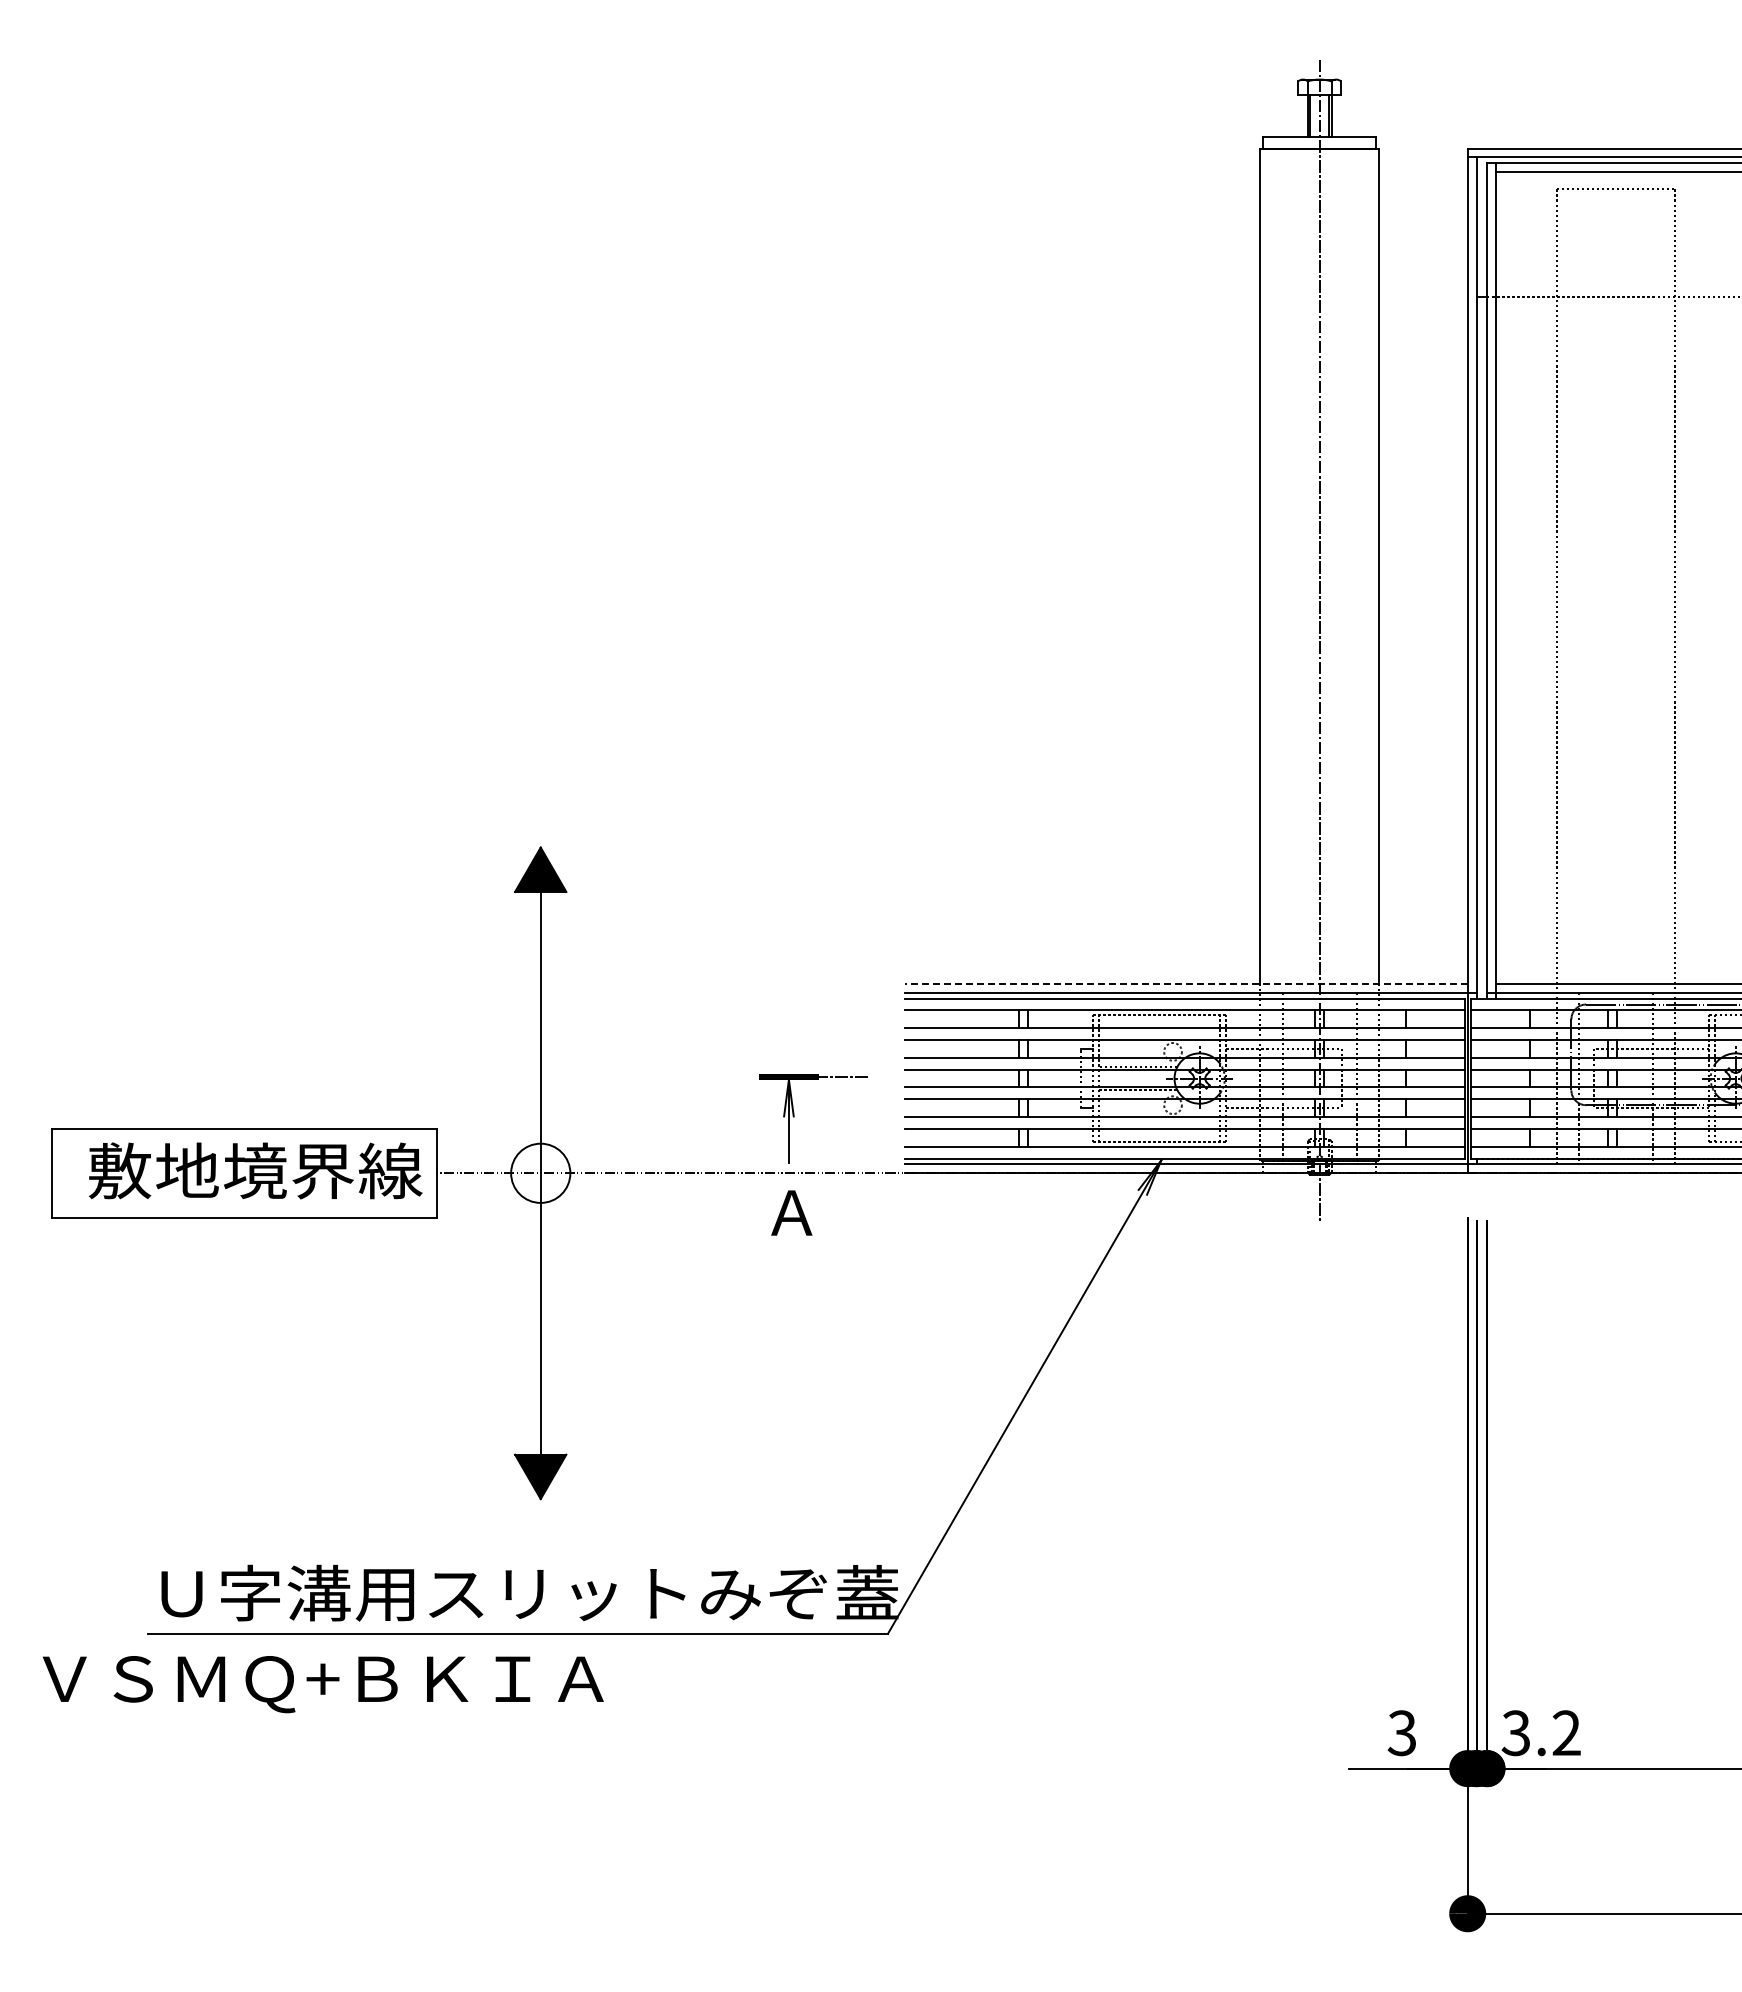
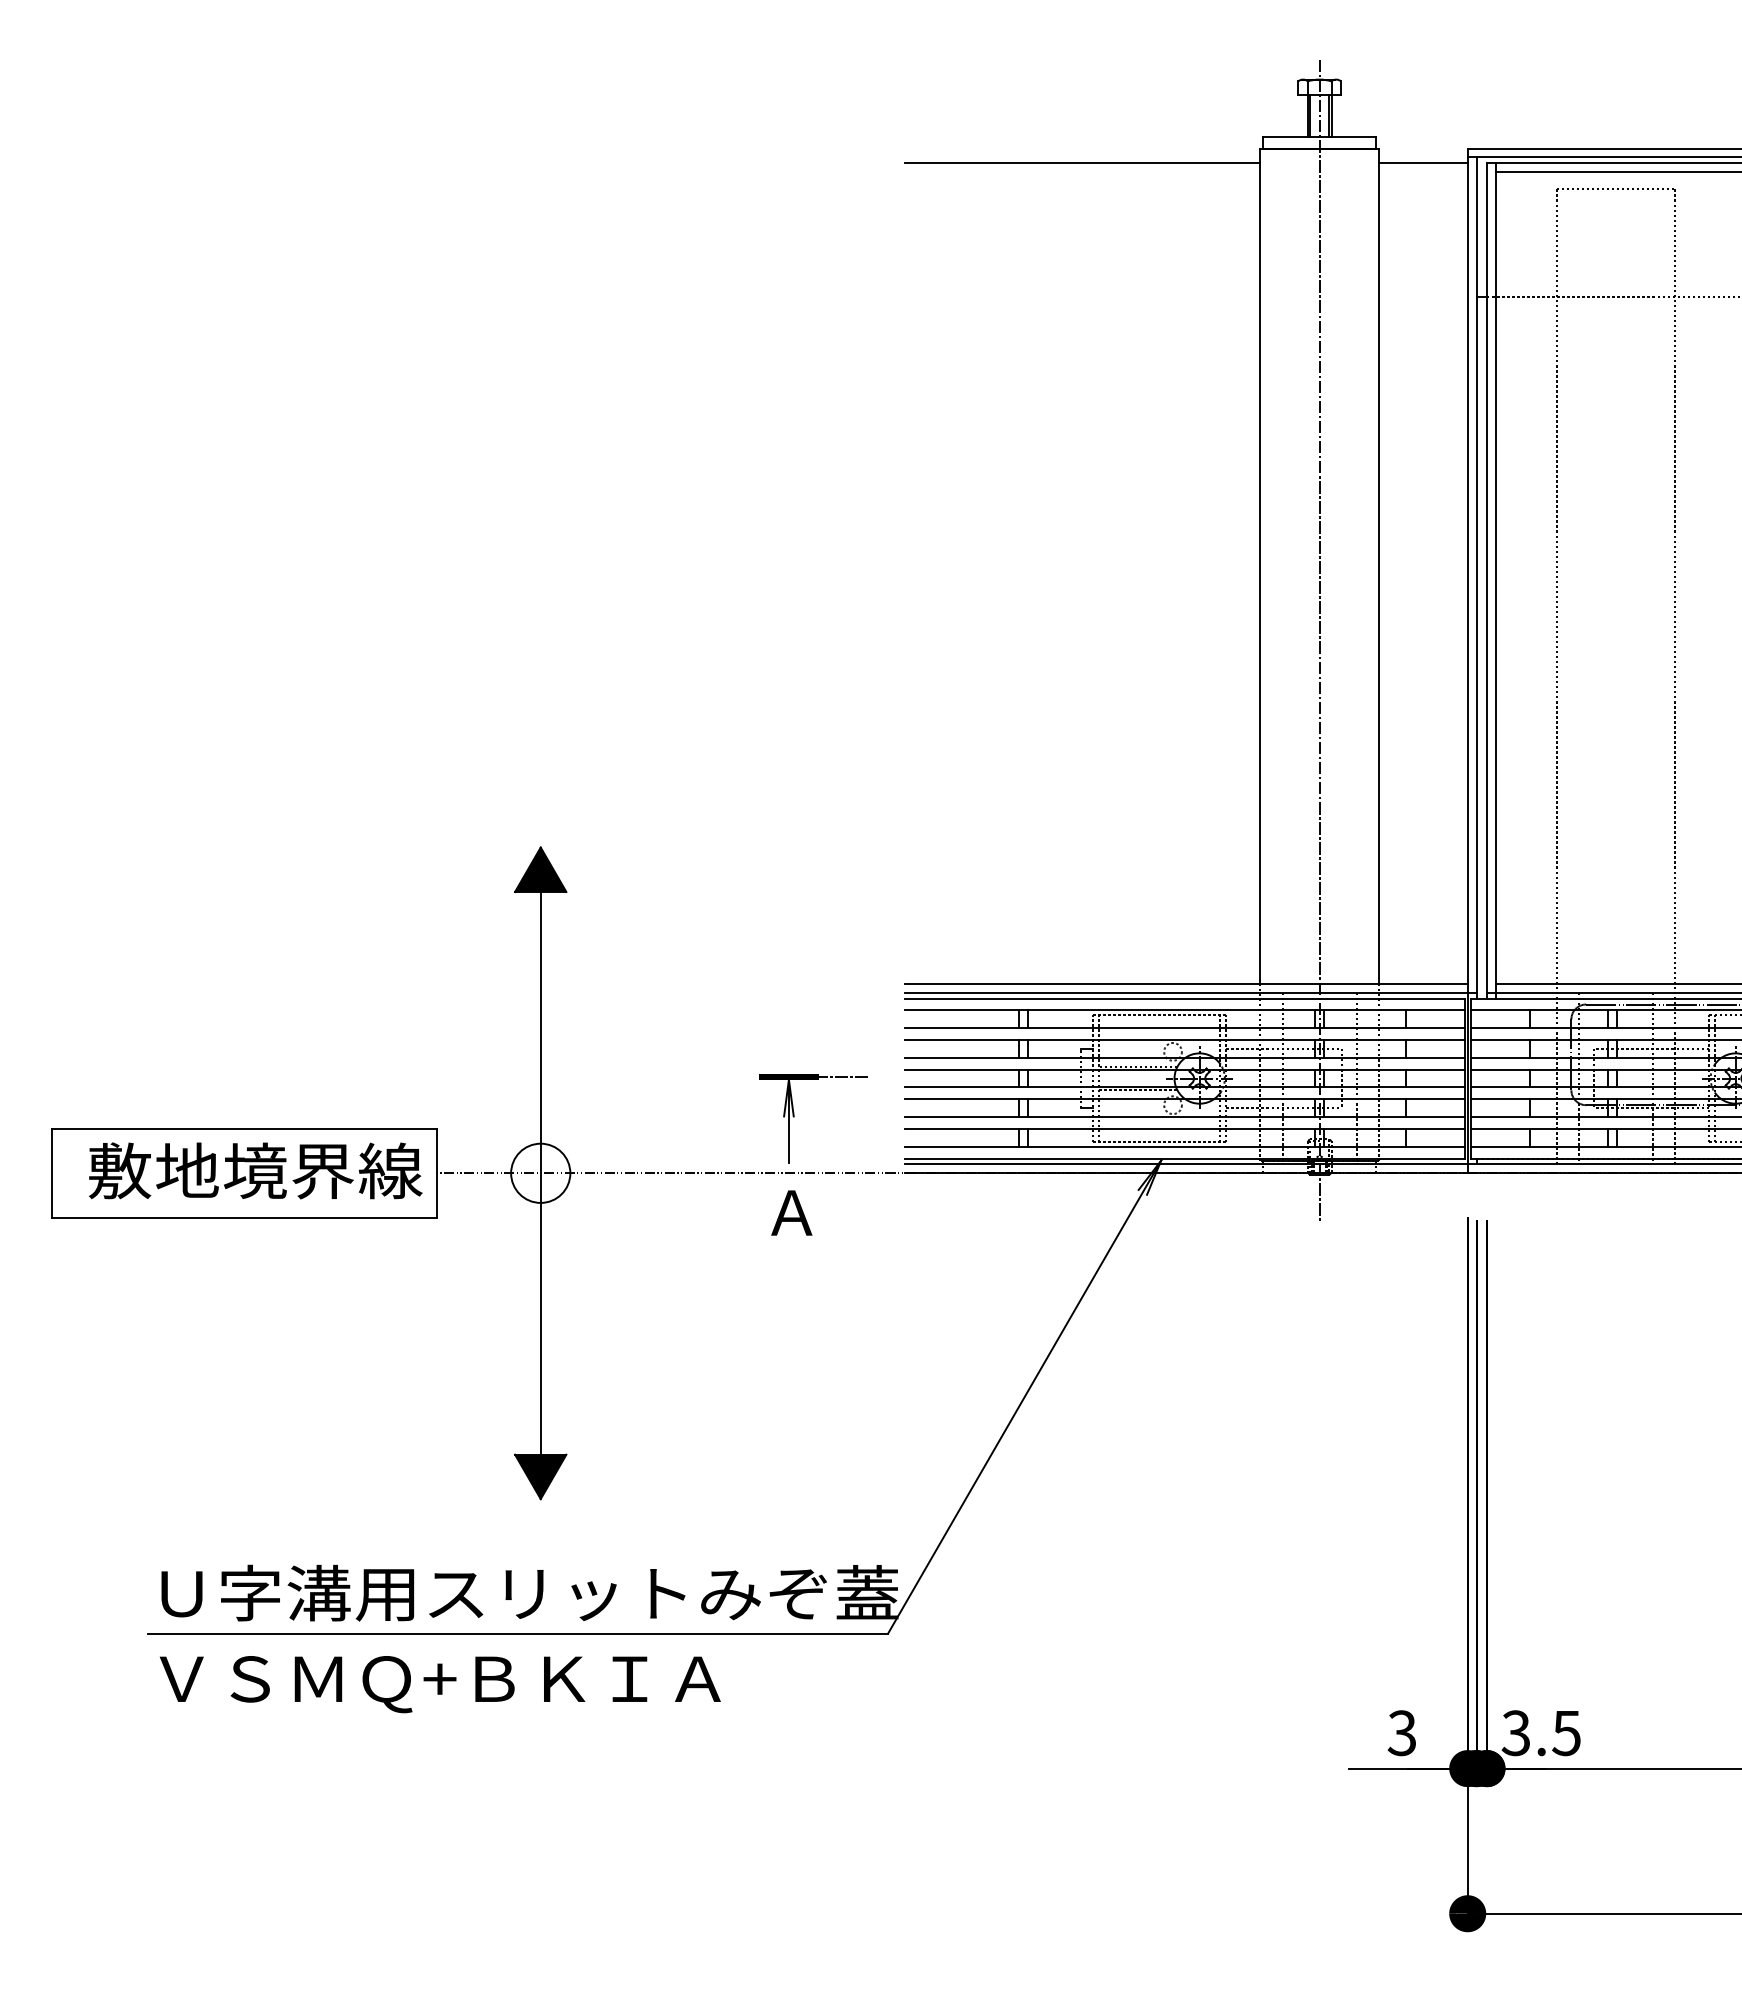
line: none -> present (1082, 163)
line: none -> present (1422, 163)
line: dashed -> solid (1185, 983)
text position: (323, 1684) -> (440, 1684) (440, 1684)
text: 3.2 -> 3.5 (1566, 1733)
